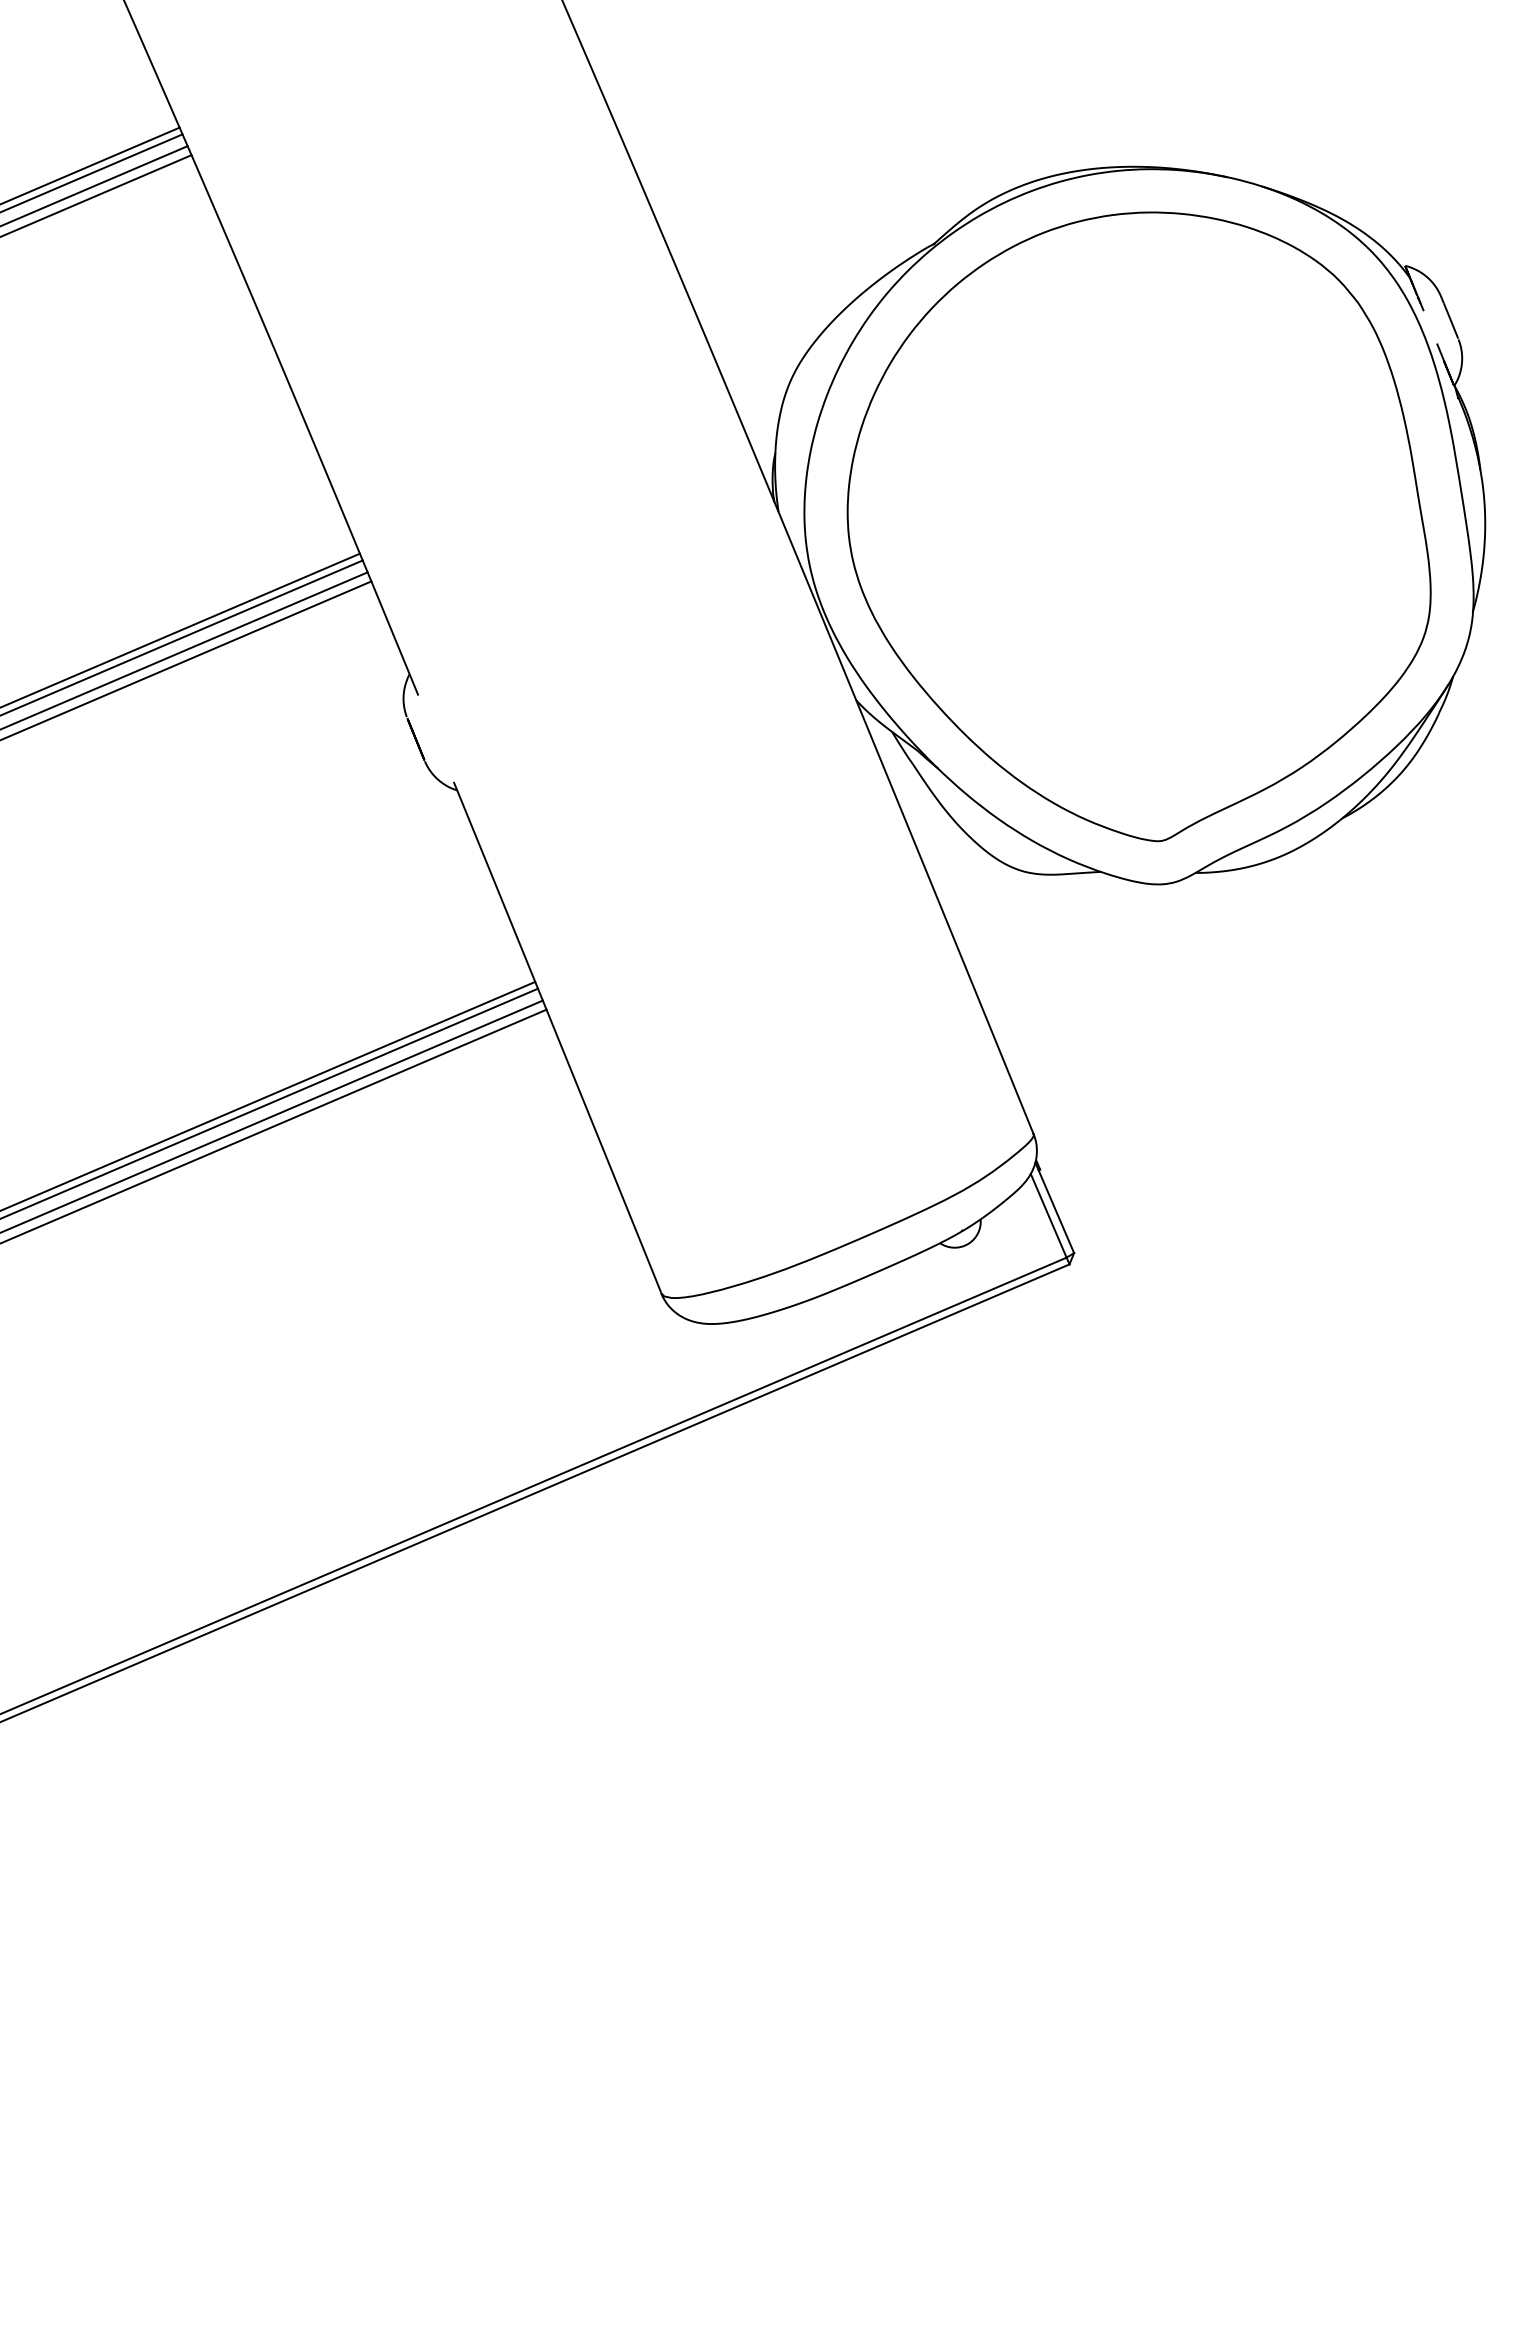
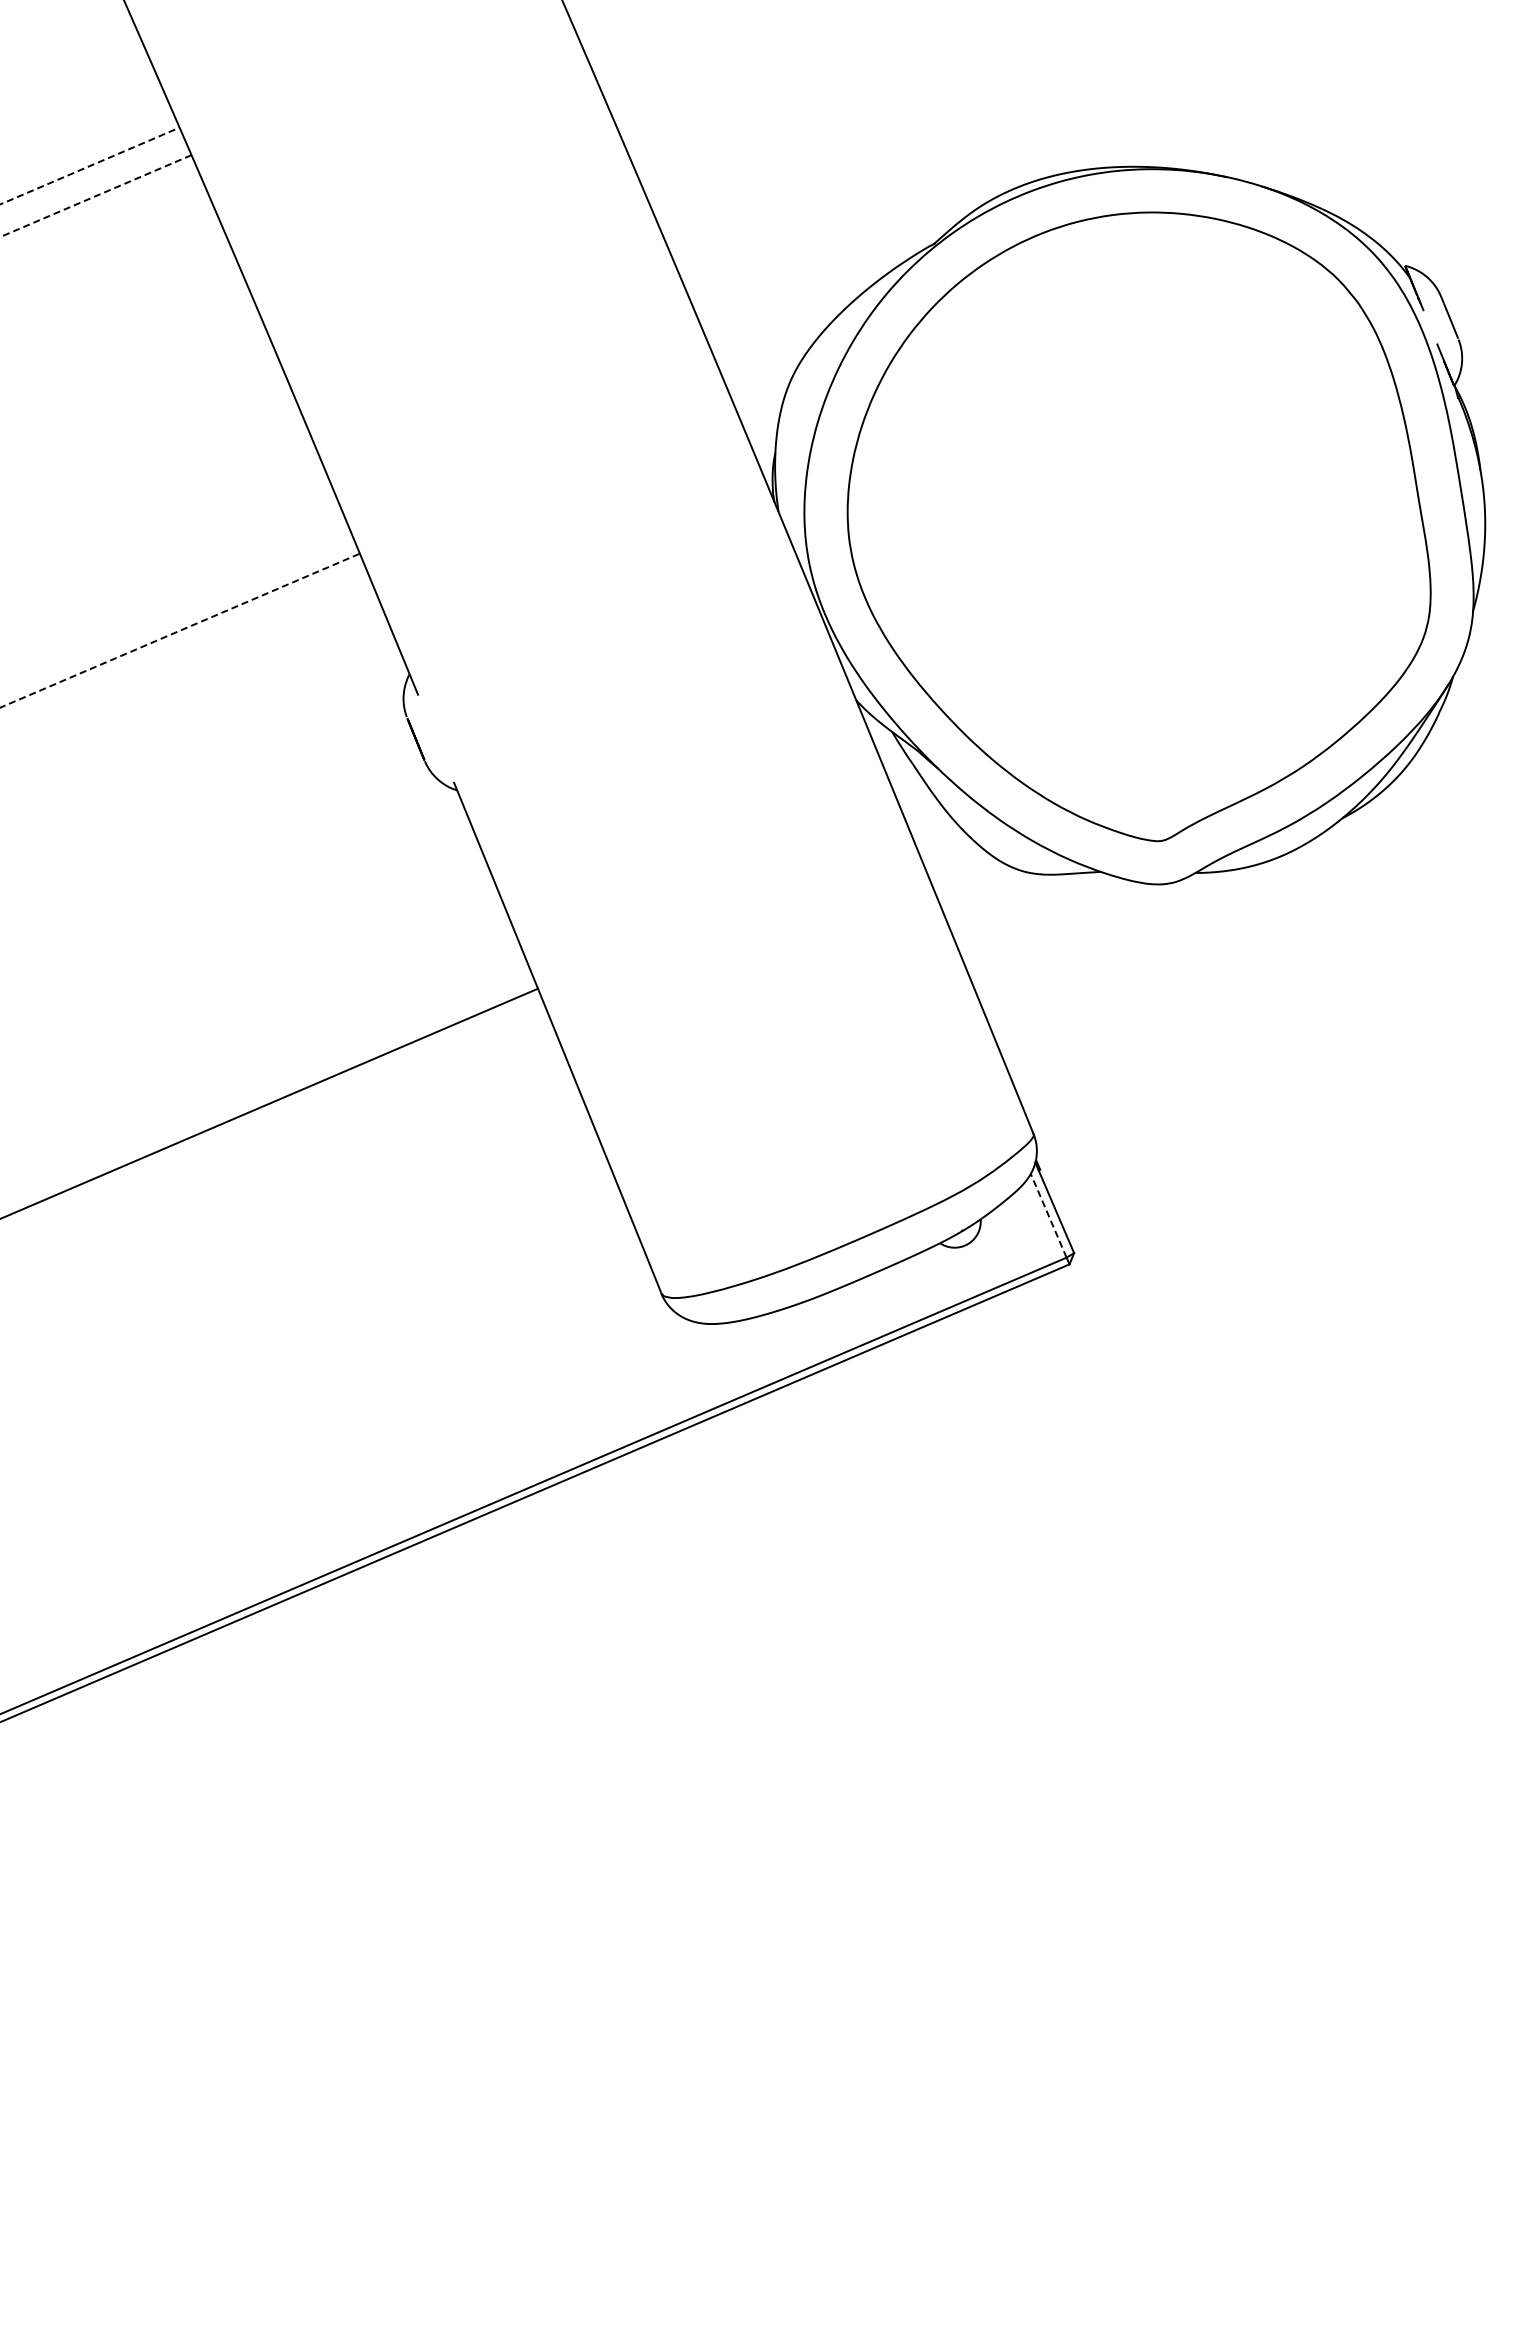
line: solid -> dashed (90, 165)
line: present -> none (92, 172)
line: present -> none (94, 185)
line: solid -> dashed (95, 196)
line: solid -> dashed (180, 630)
line: present -> none (182, 637)
line: present -> none (184, 650)
line: present -> none (186, 660)
line: present -> none (268, 1095)
line: present -> none (272, 1116)
line: present -> none (274, 1125)
line: solid -> dashed (1048, 1215)
